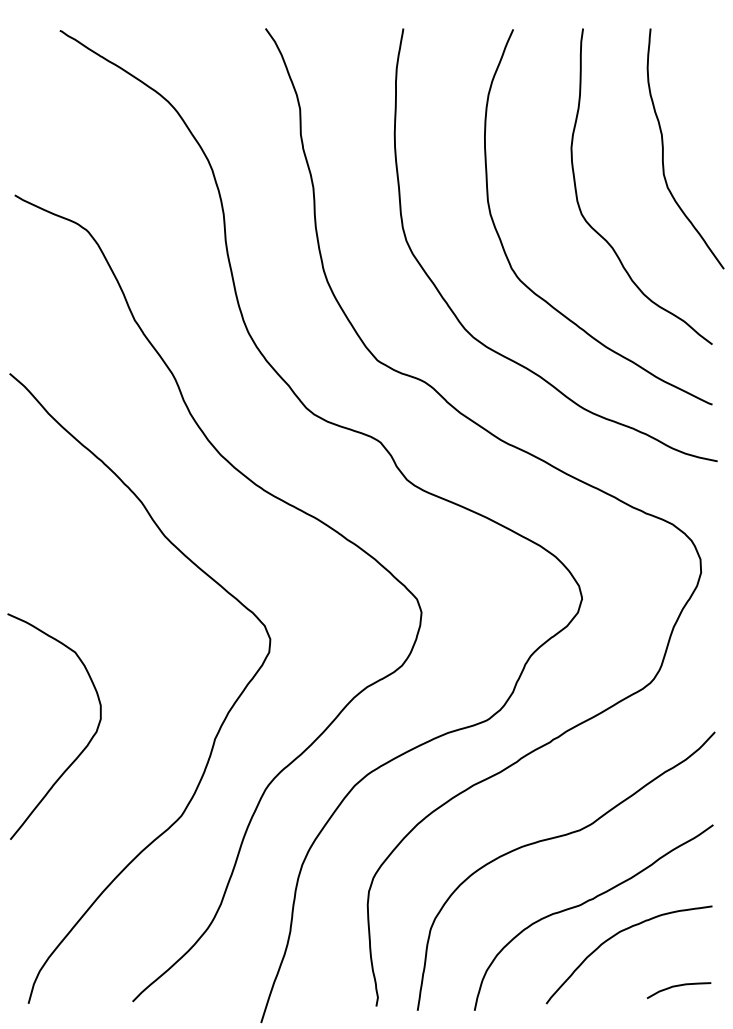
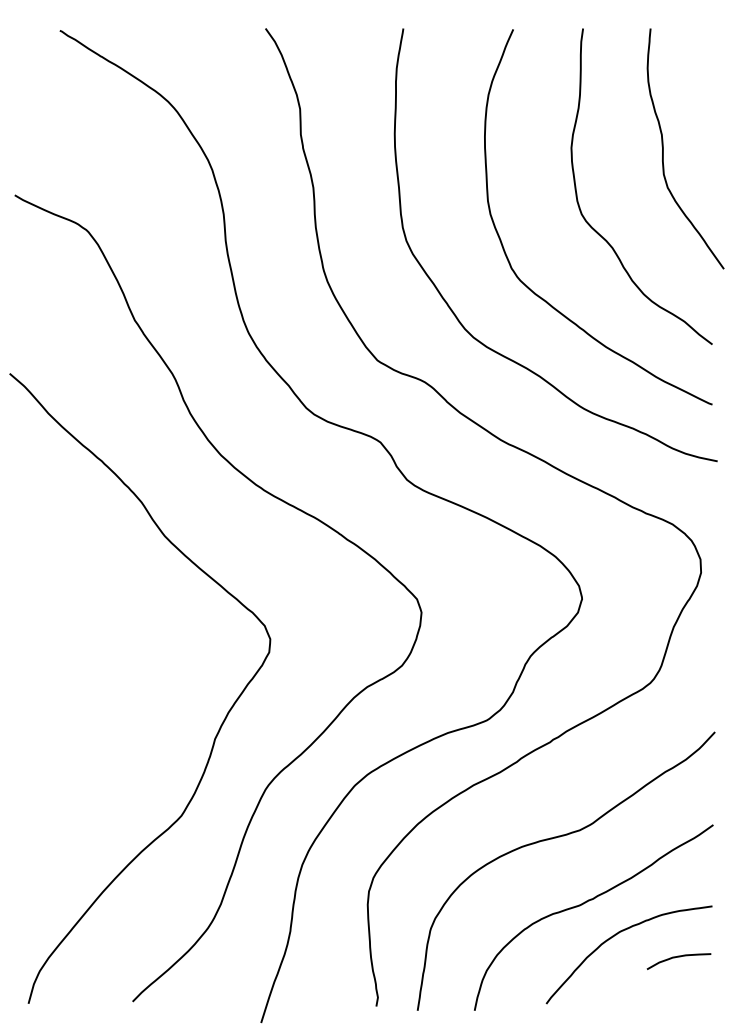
curve: present -> none (83, 748)
curve position: (678, 986) -> (678, 957) (678, 957)
